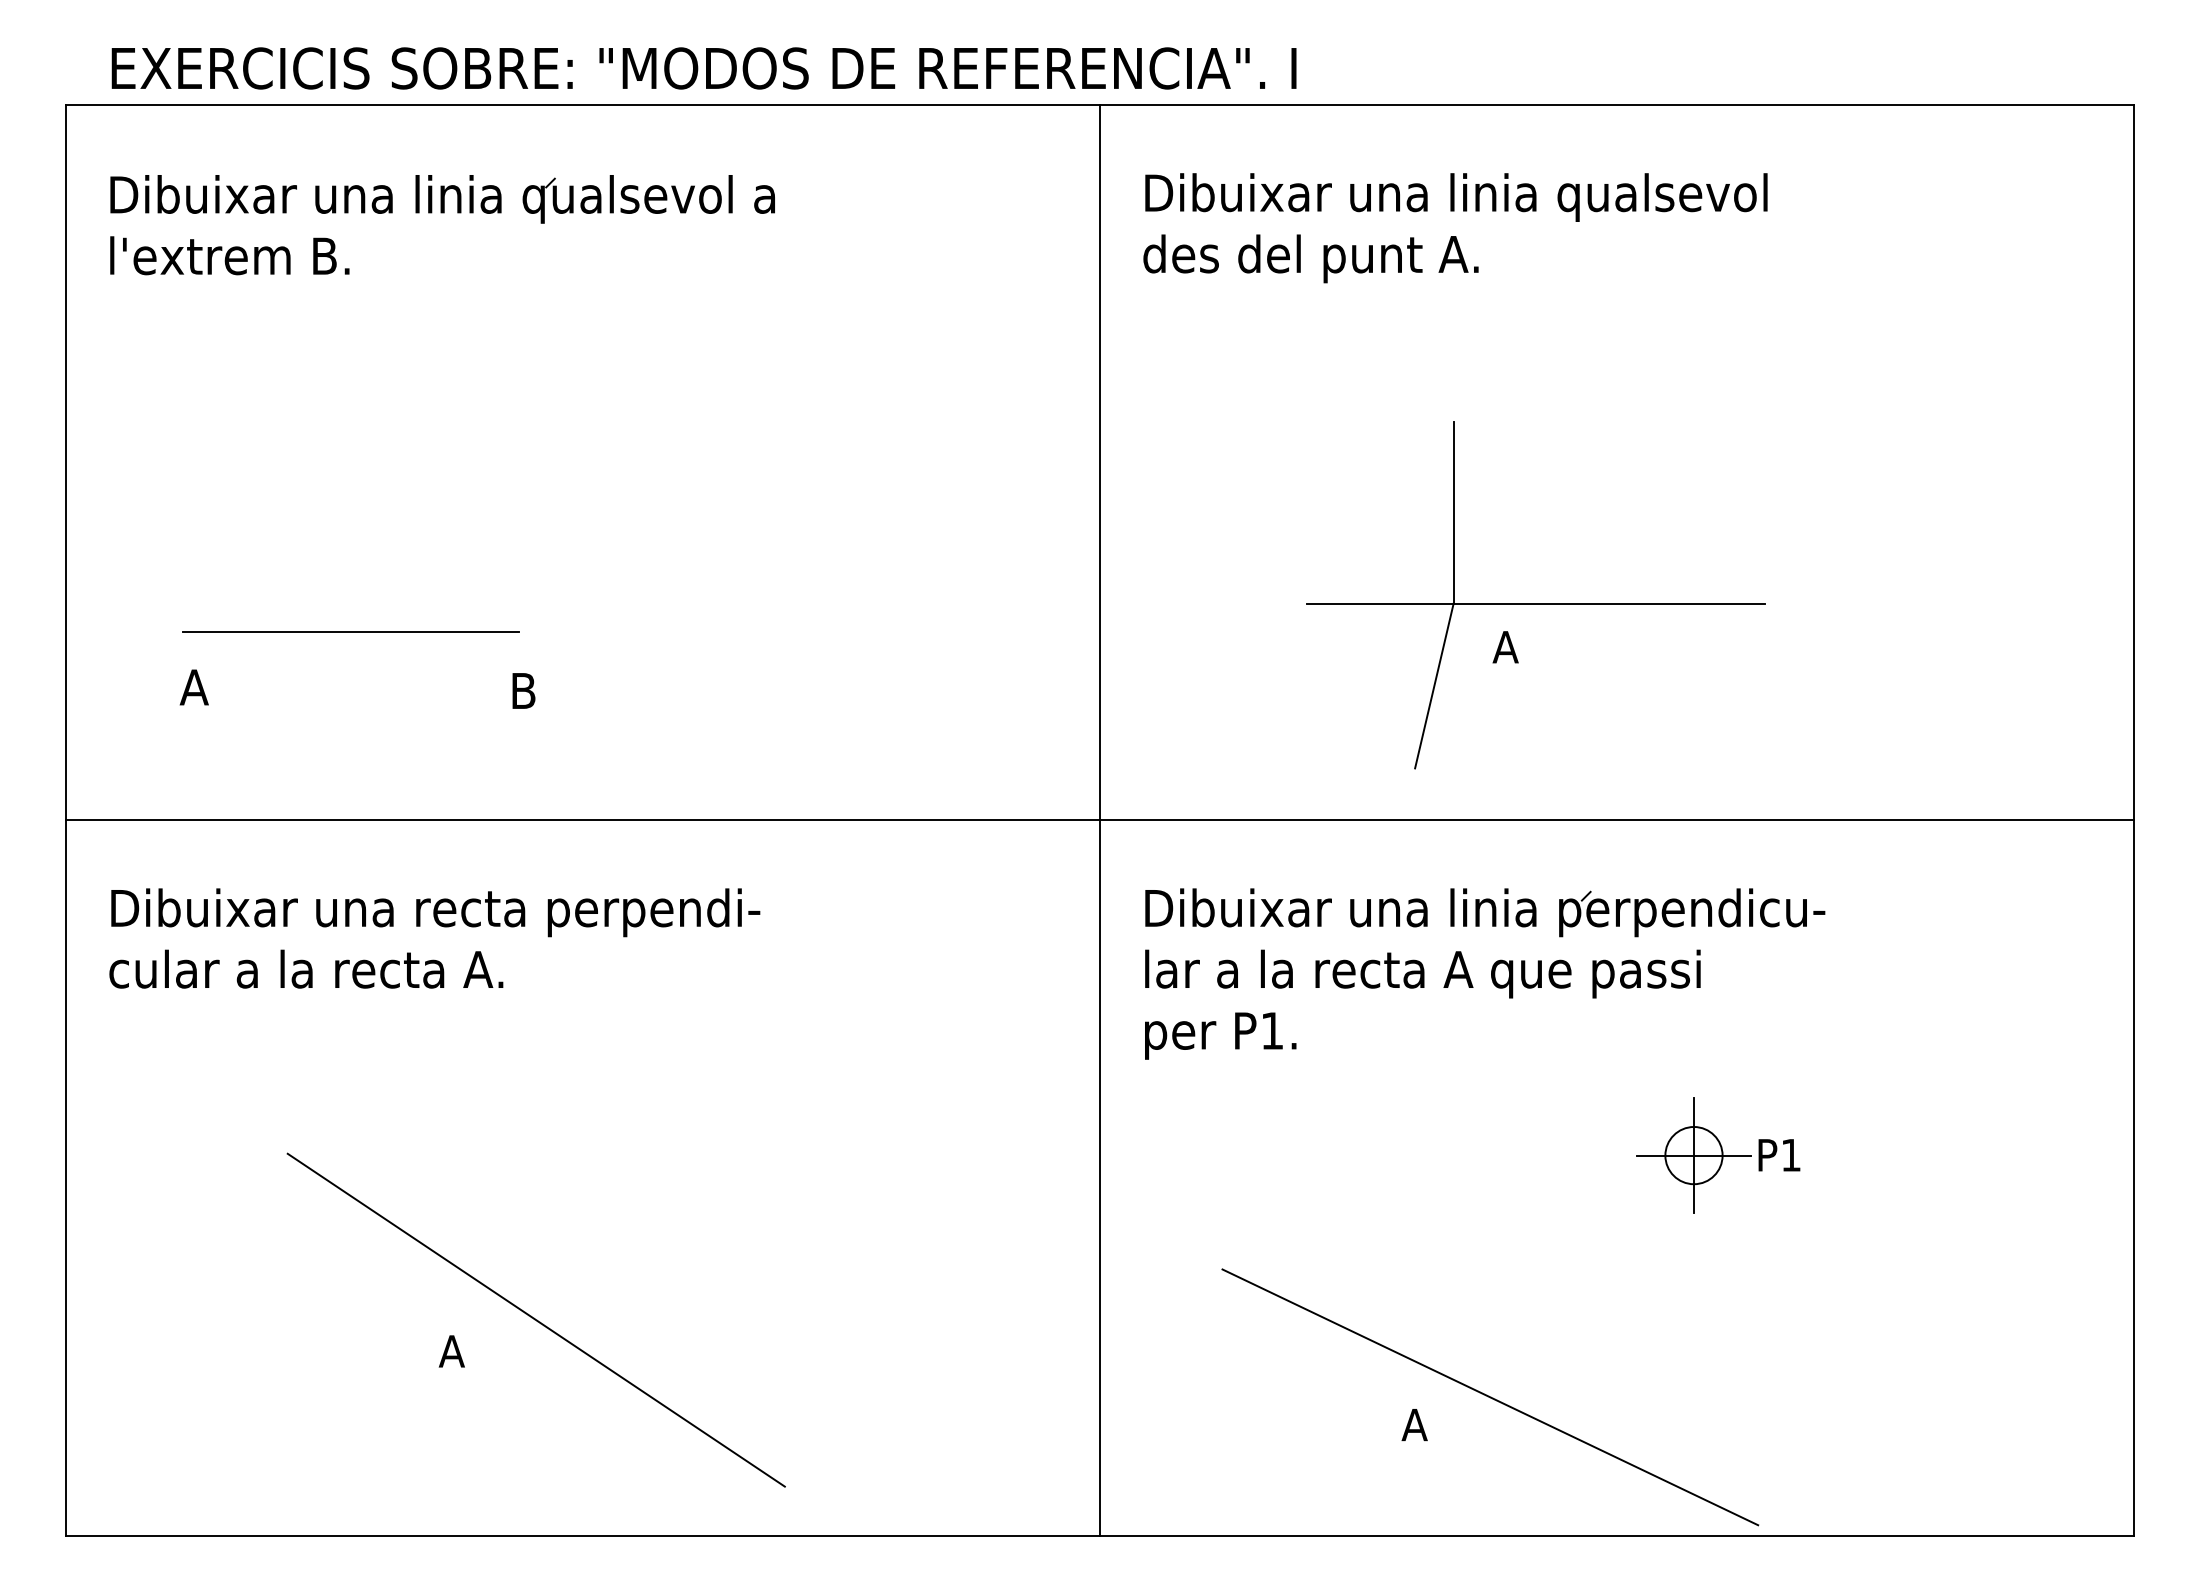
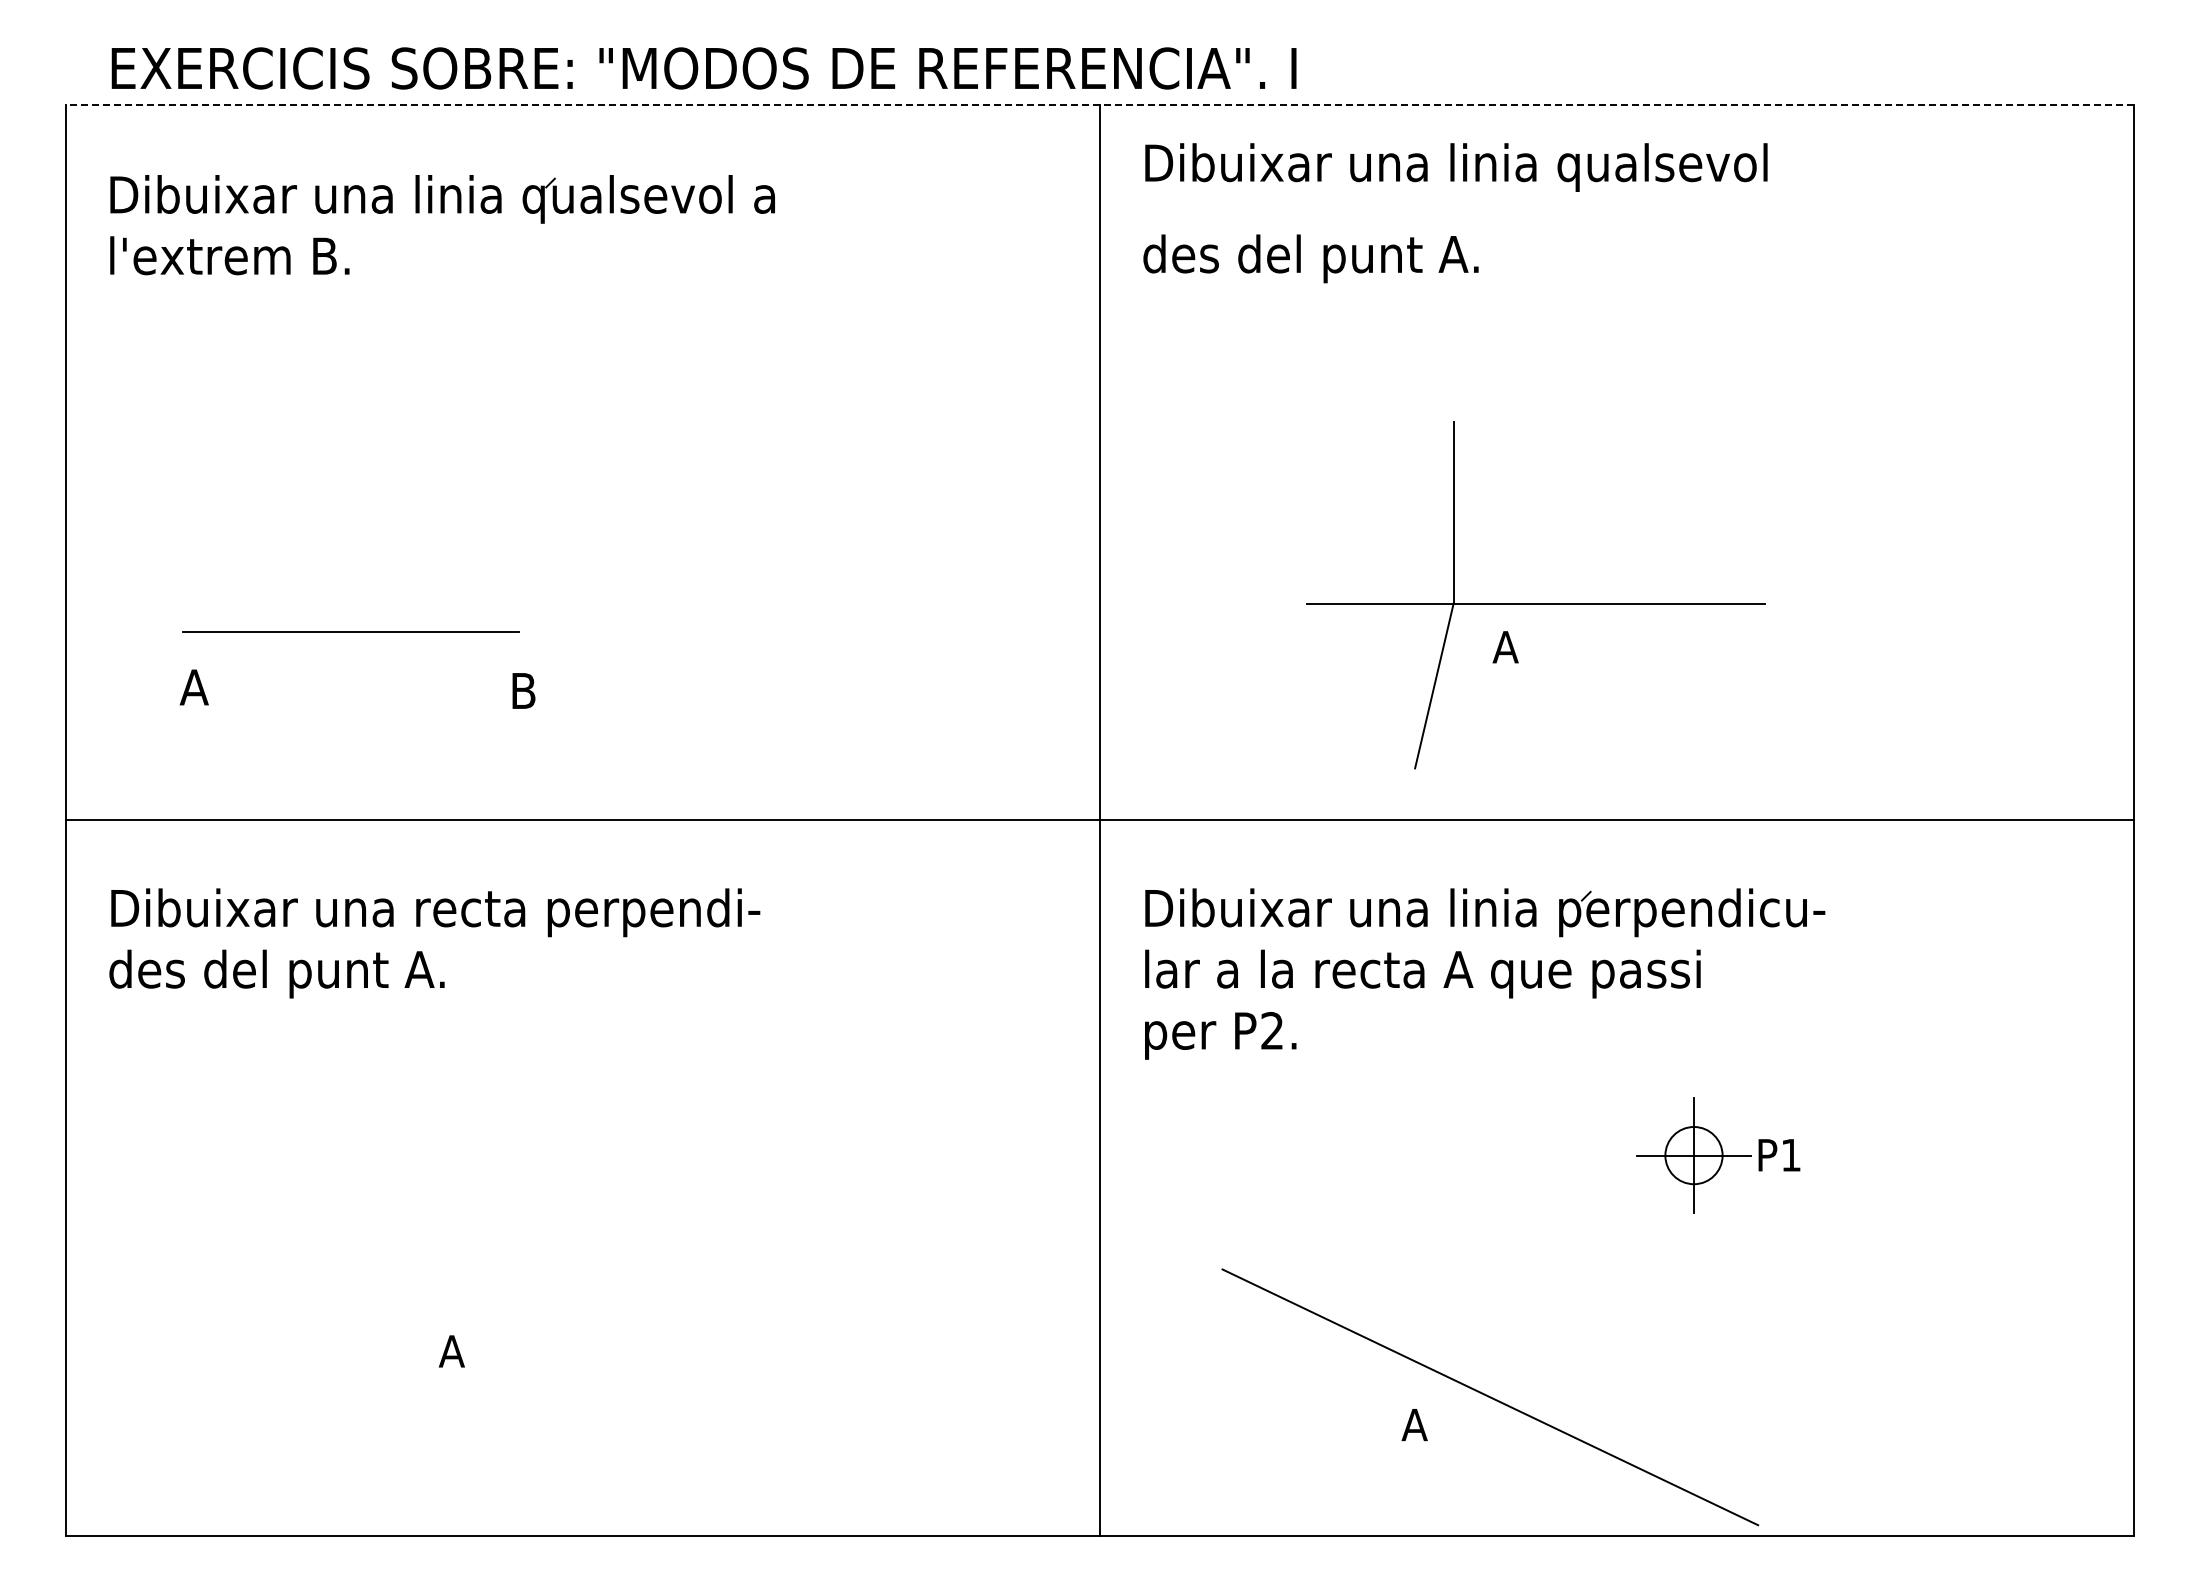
line: solid -> dashed (1100, 105)
text position: (1456, 197) -> (1456, 167) (1456, 167)
text: cular a la recta A. -> des del punt A. (307, 973)
text: P1. -> P2. (1271, 1030)
line: present -> none (535, 1319)
